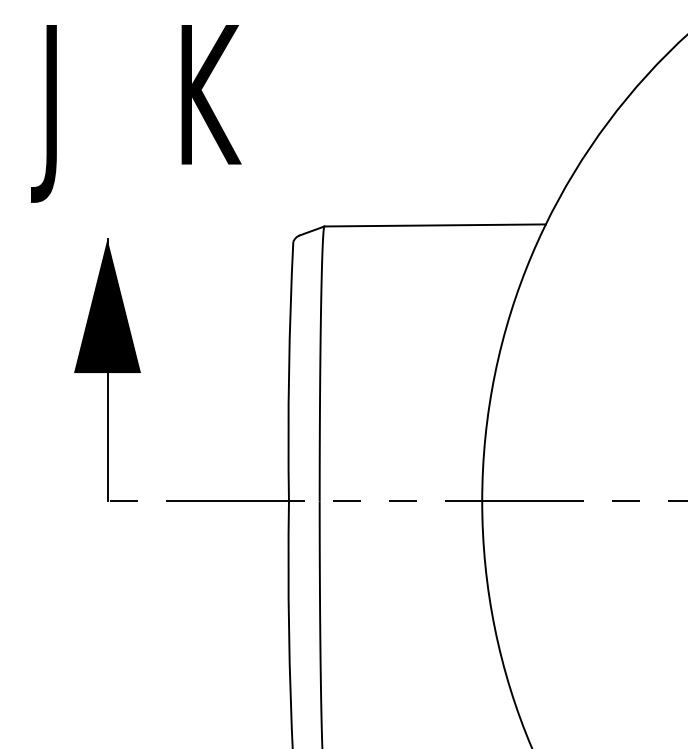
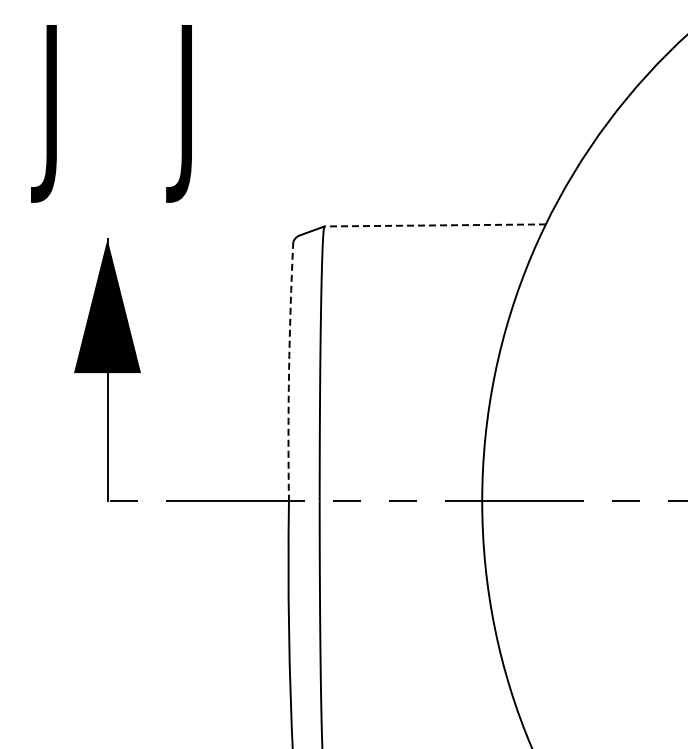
text: K -> J (203, 113)
line: solid -> dashed (435, 225)
arc: solid -> dashed (289, 371)
